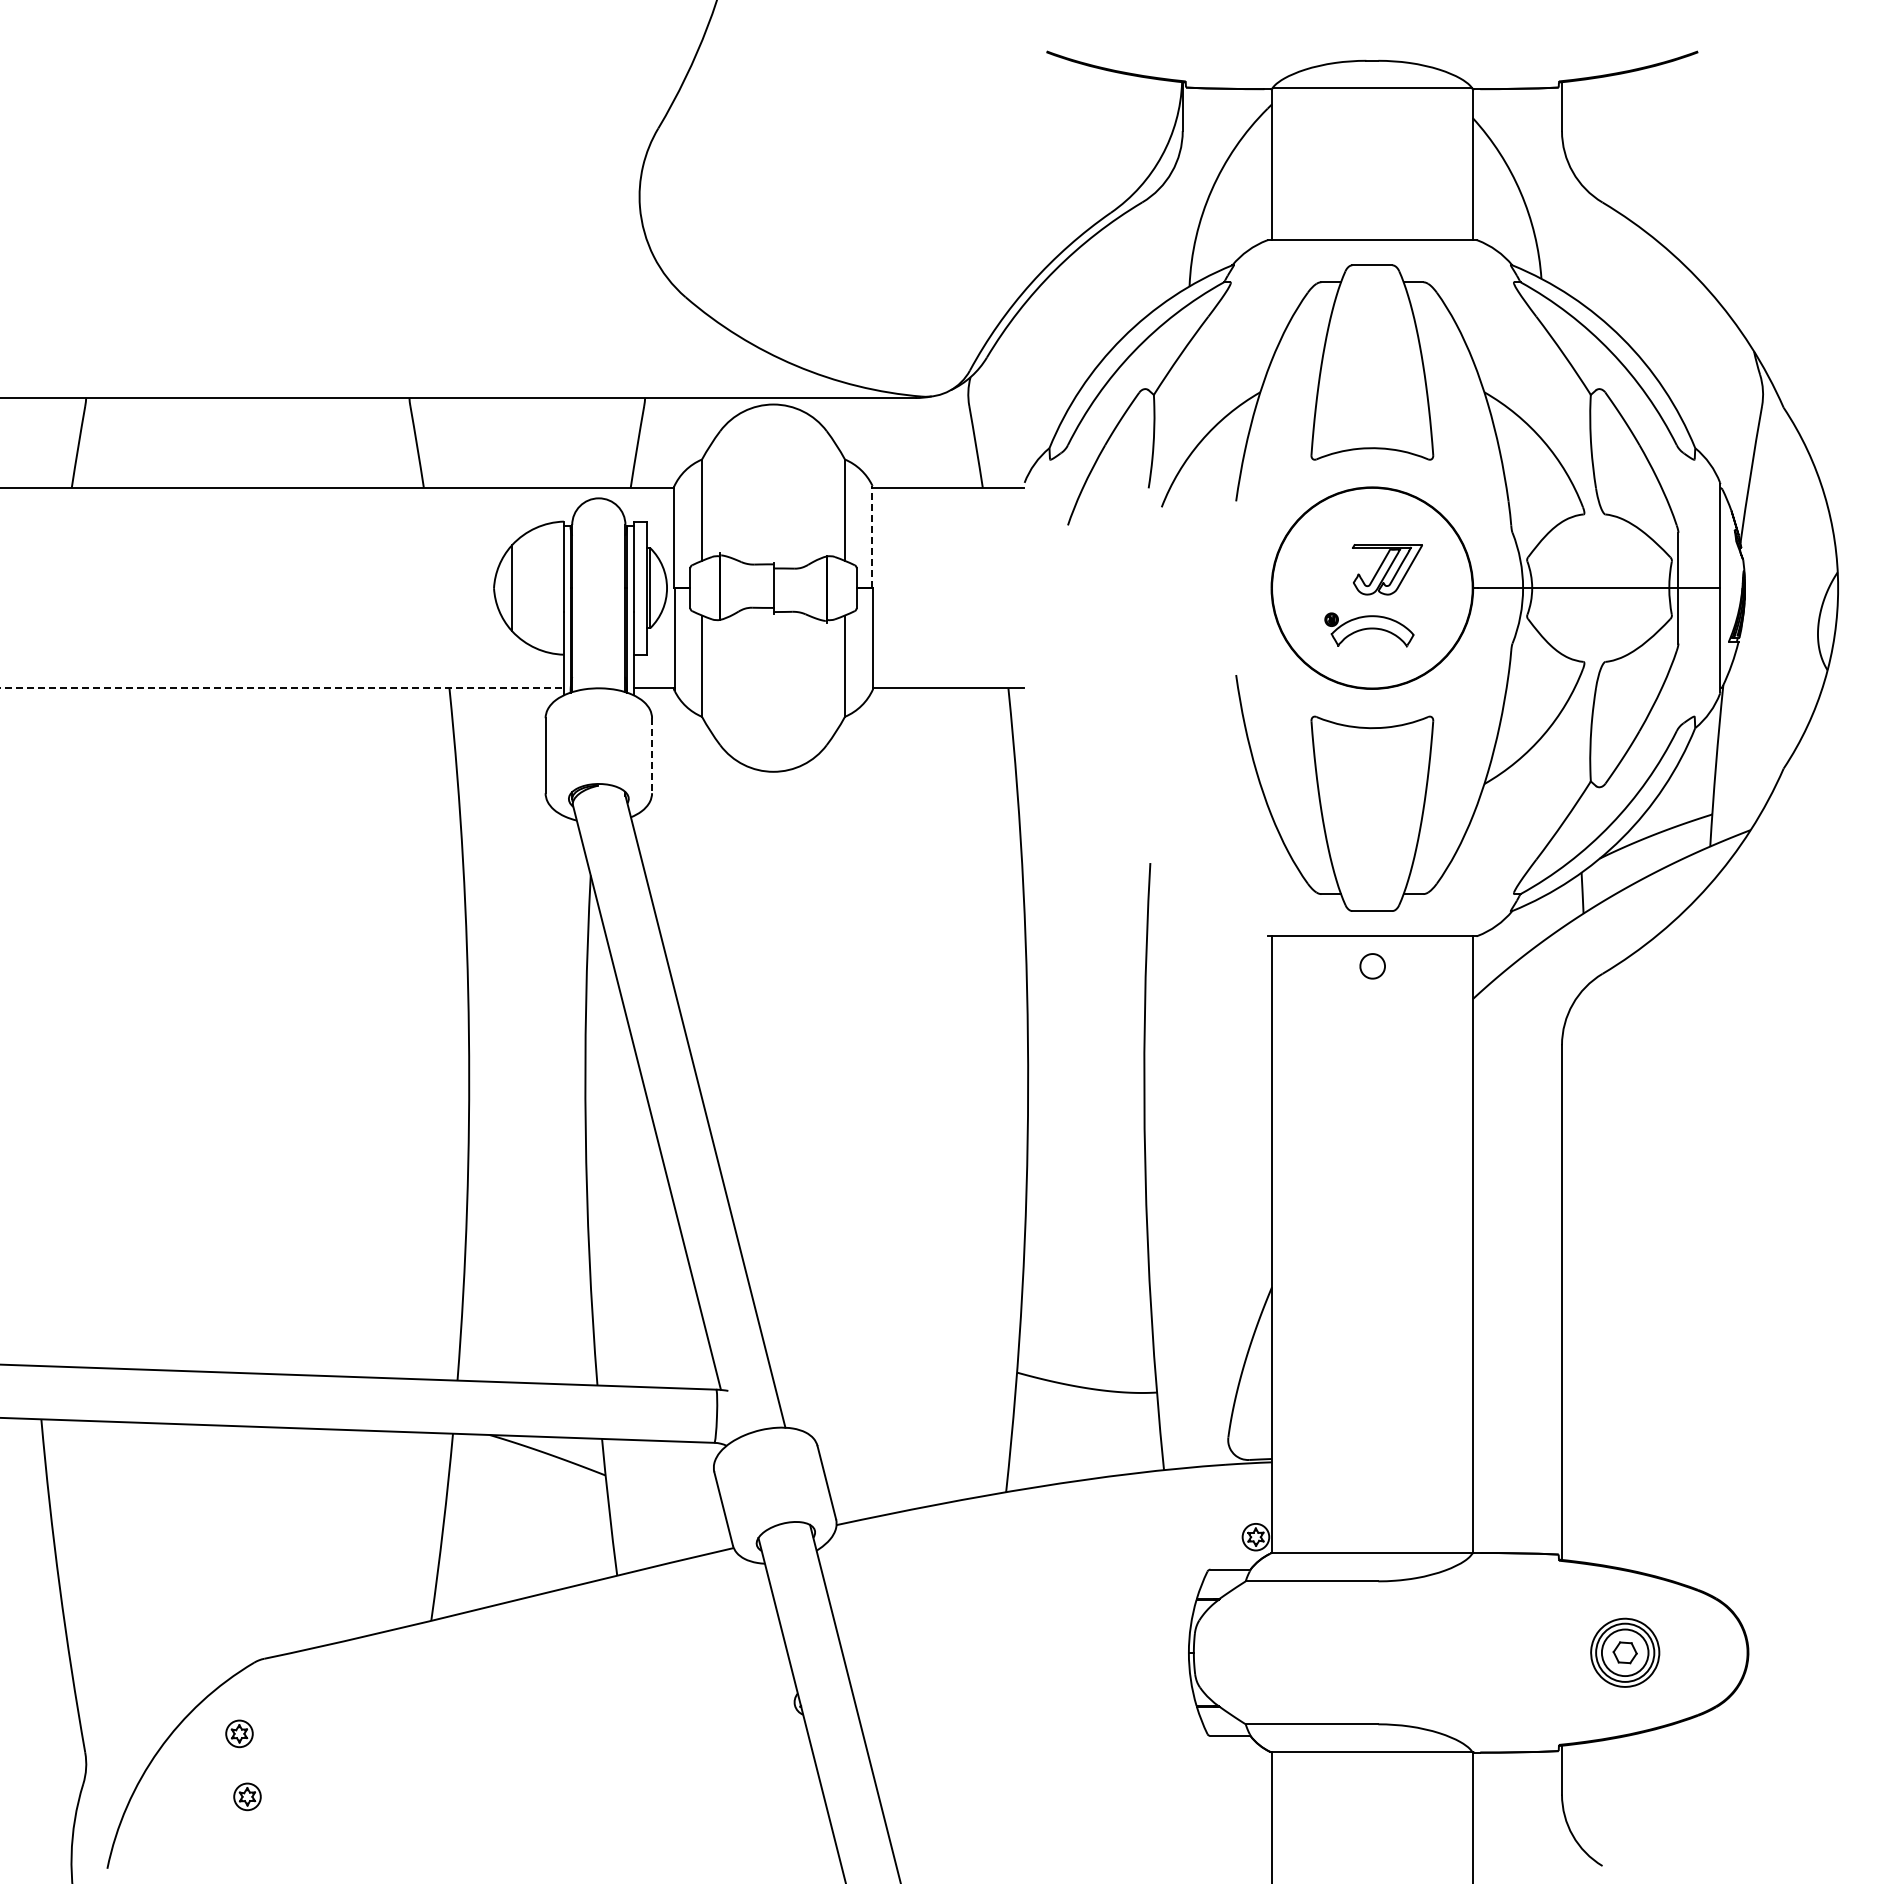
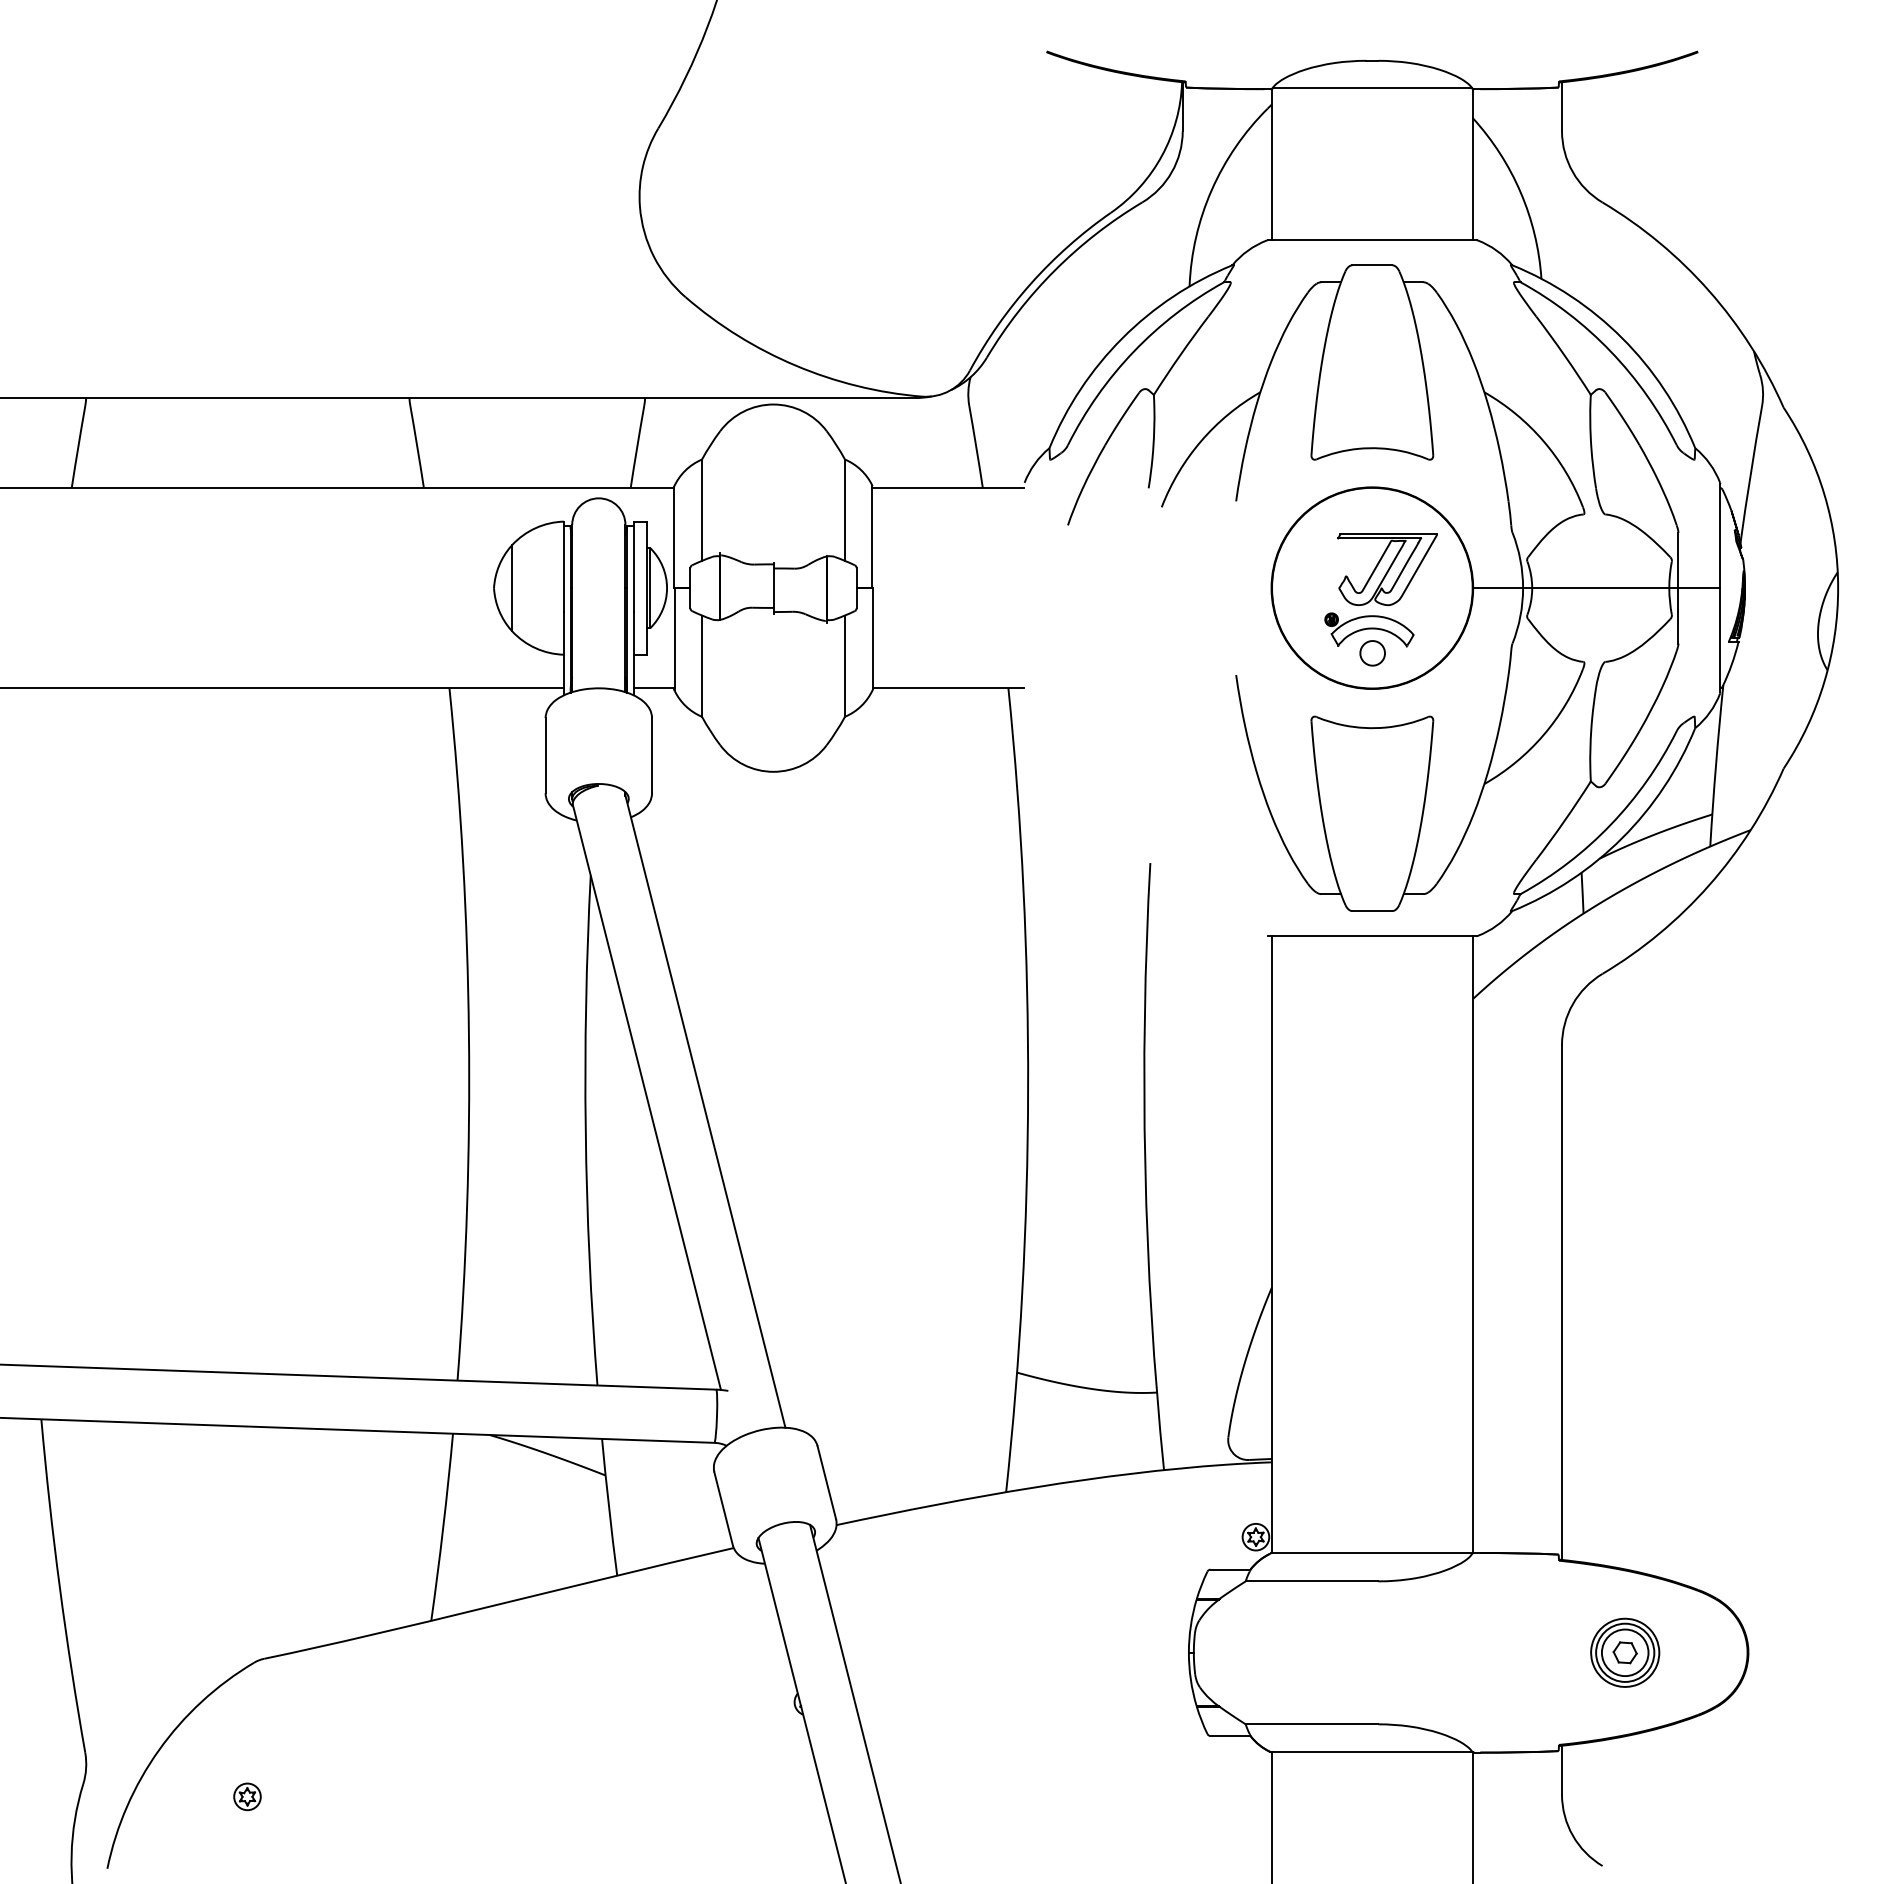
line: dashed -> solid (872, 536)
part size: 71x52 px -> 101x74 px (1387, 569)
line: dashed -> solid (282, 688)
line: dashed -> solid (652, 756)
part position: (1372, 966) -> (1372, 653) (1372, 653)
part: present -> none (239, 1733)
